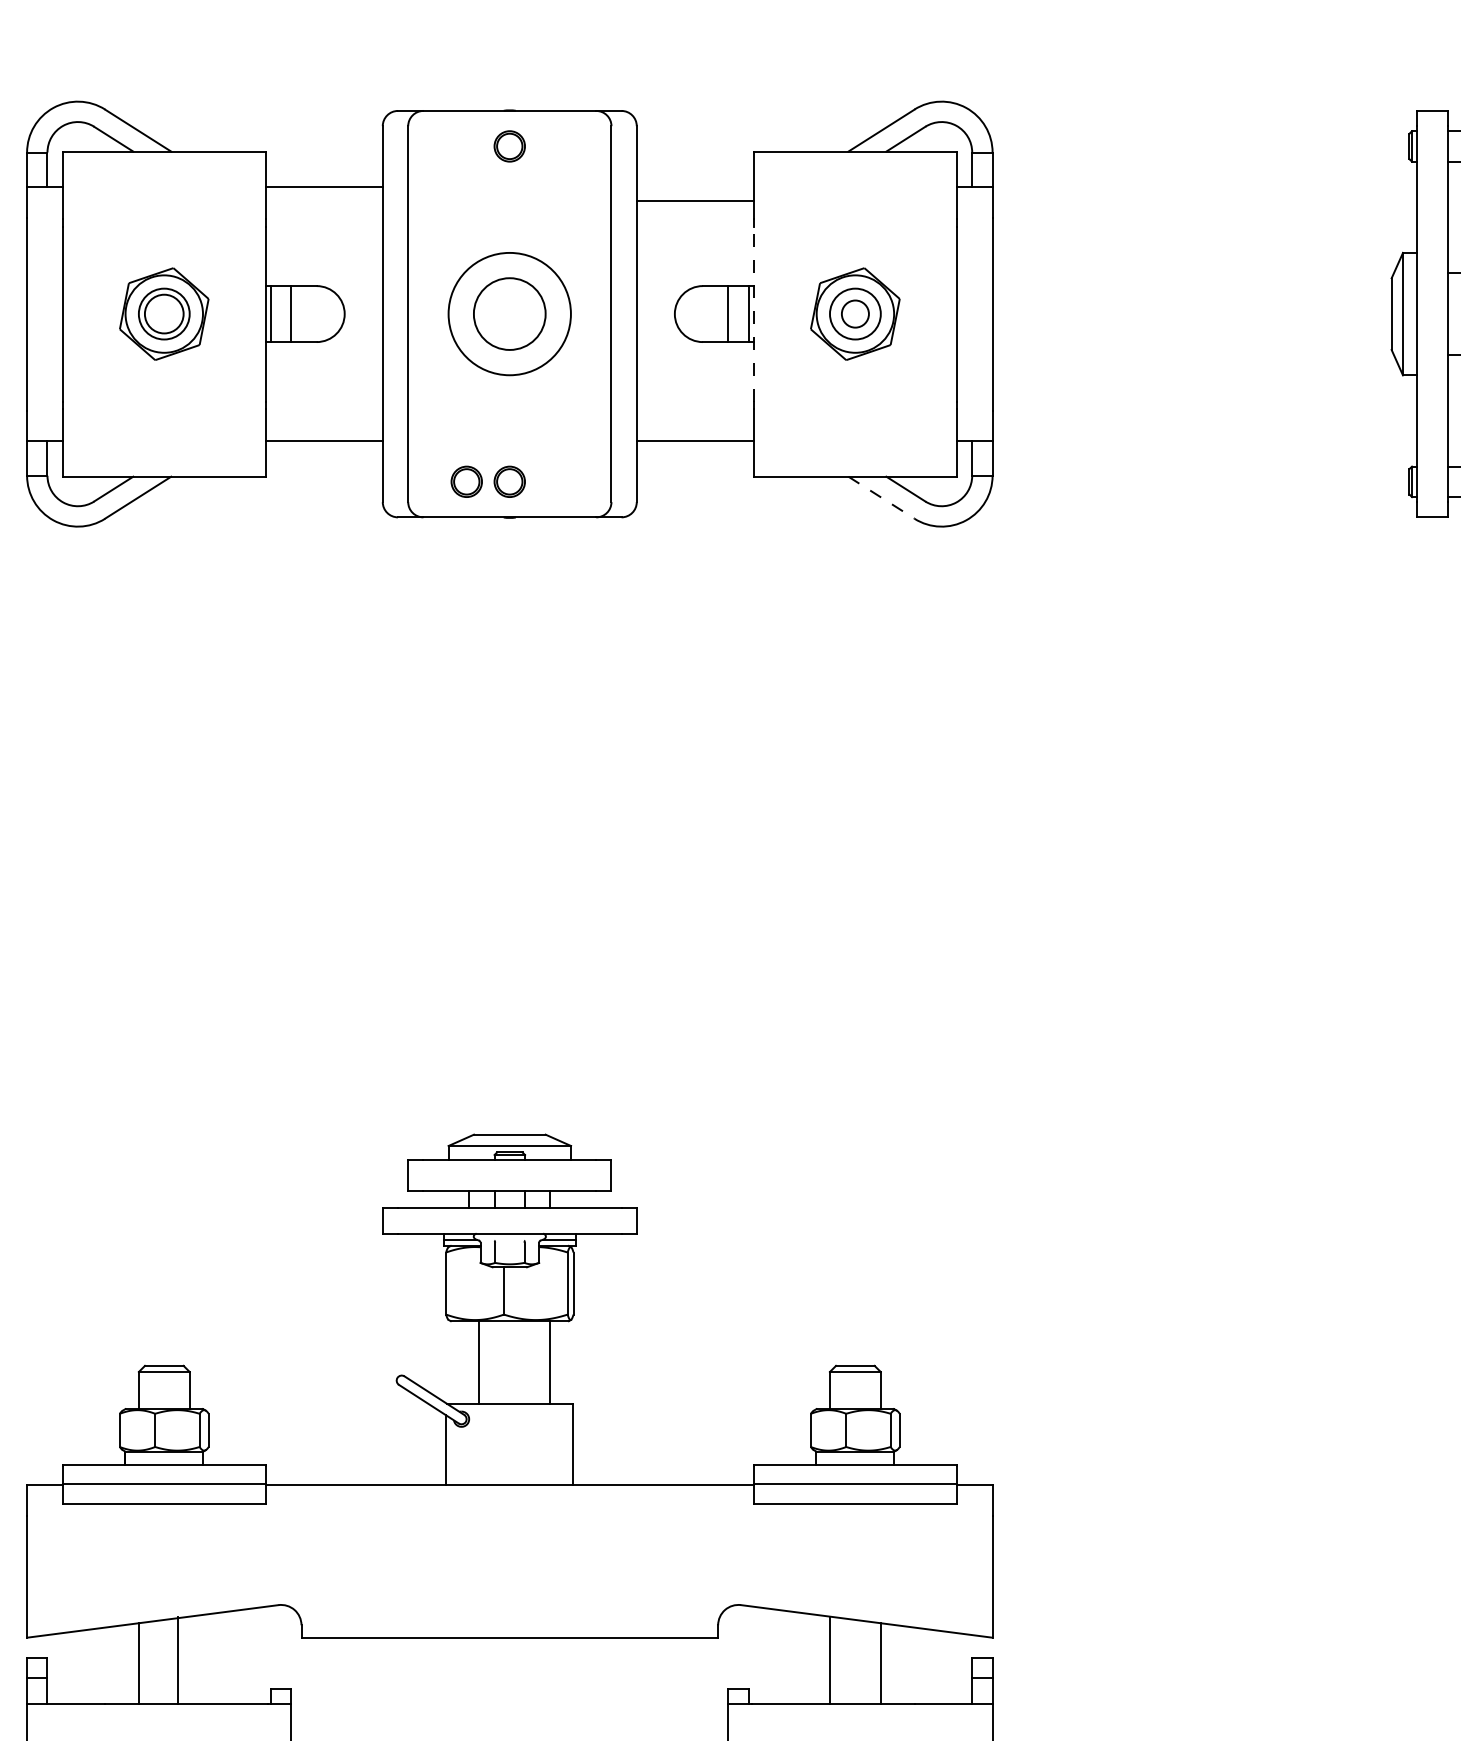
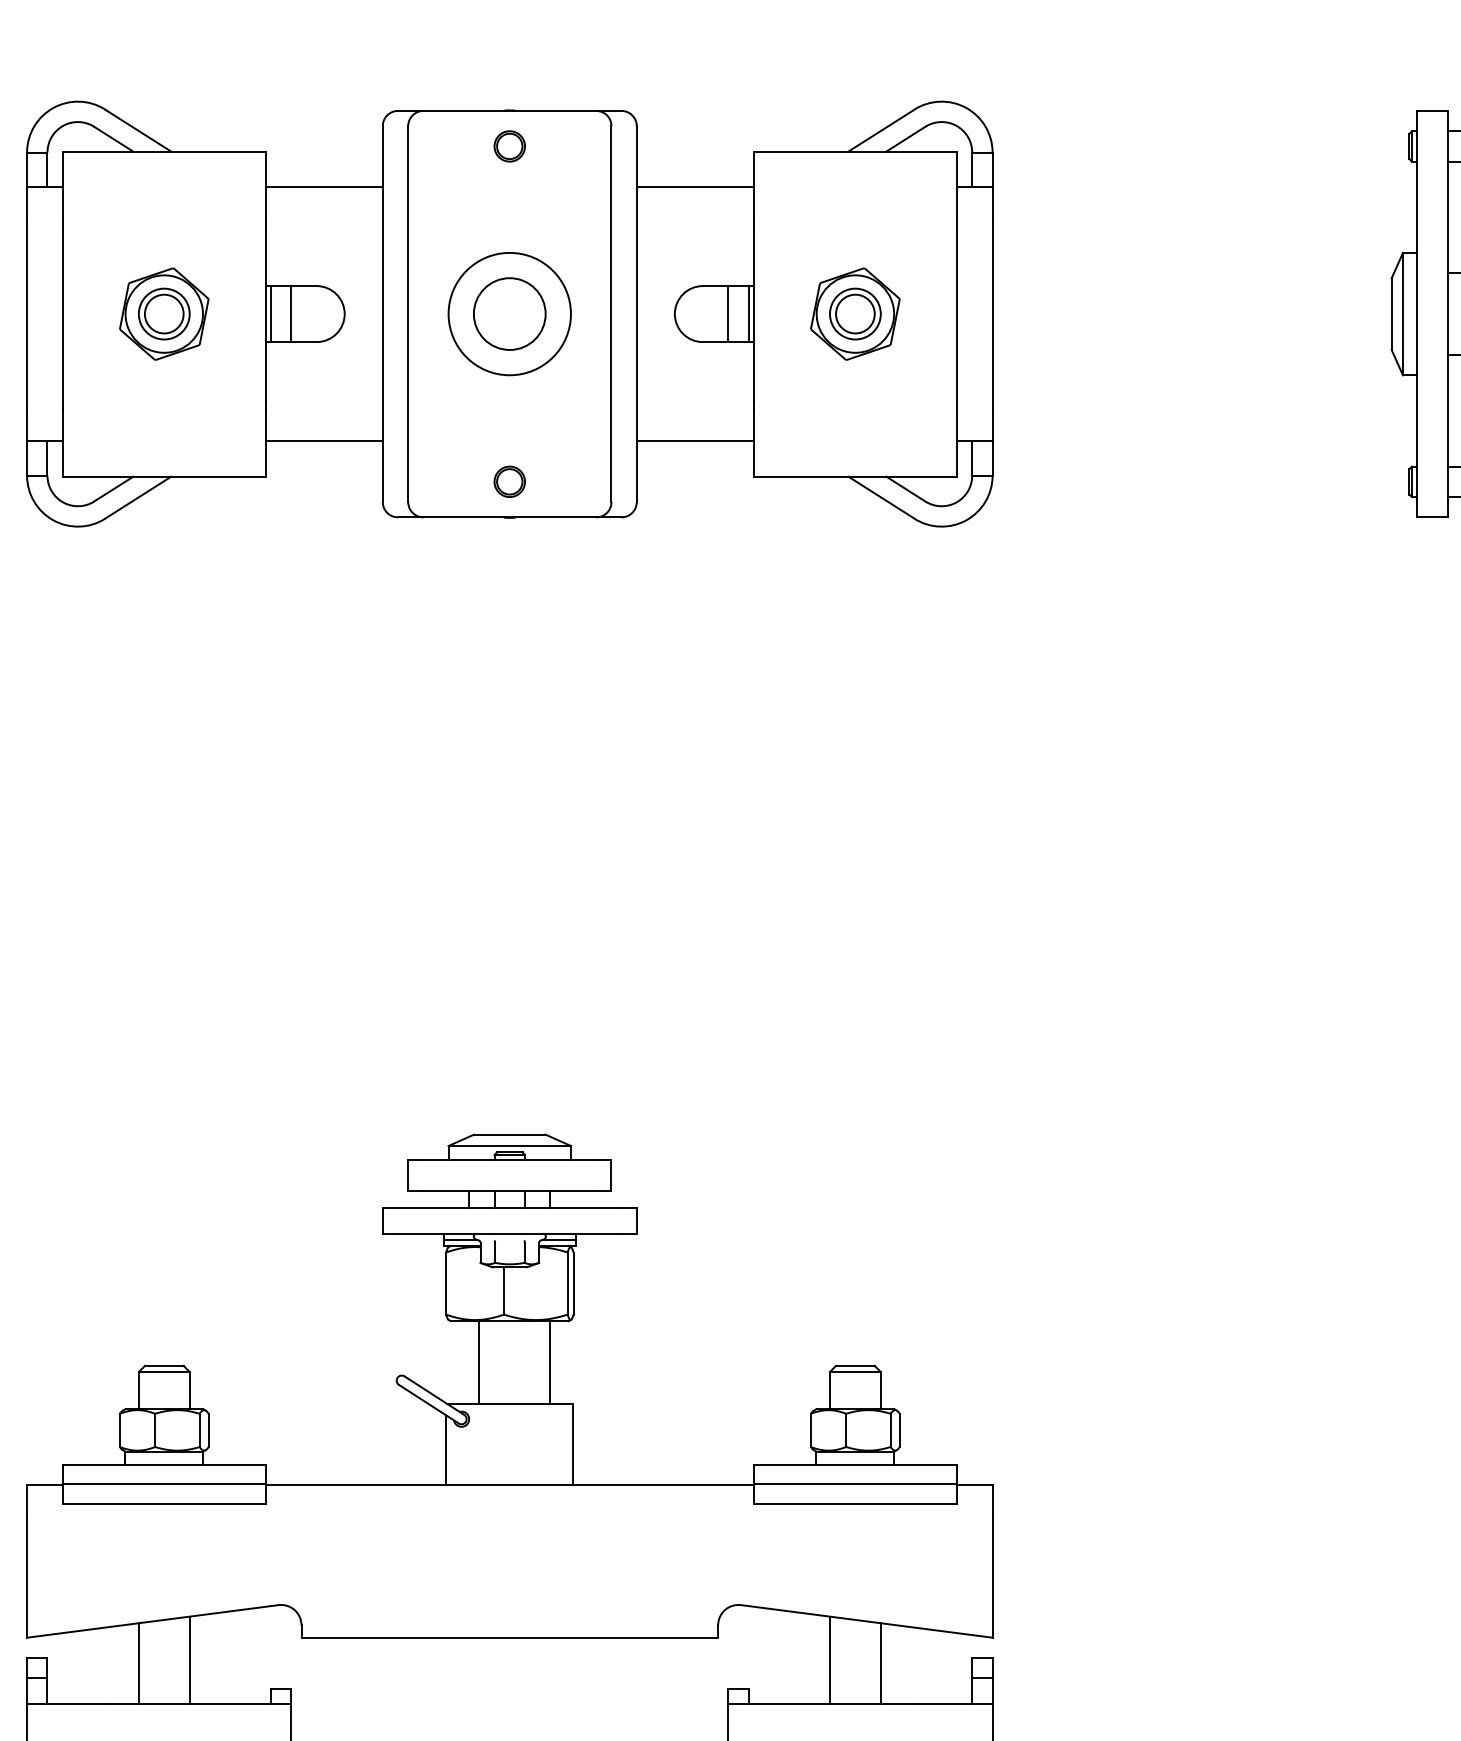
line position: (694, 201) -> (694, 187) (694, 187)
line: dashed -> solid (753, 313)
circle diameter: 27 px -> 39 px (855, 313)
part: present -> none (466, 481)
line: dashed -> solid (881, 497)
line position: (177, 1659) -> (189, 1659) (189, 1659)
